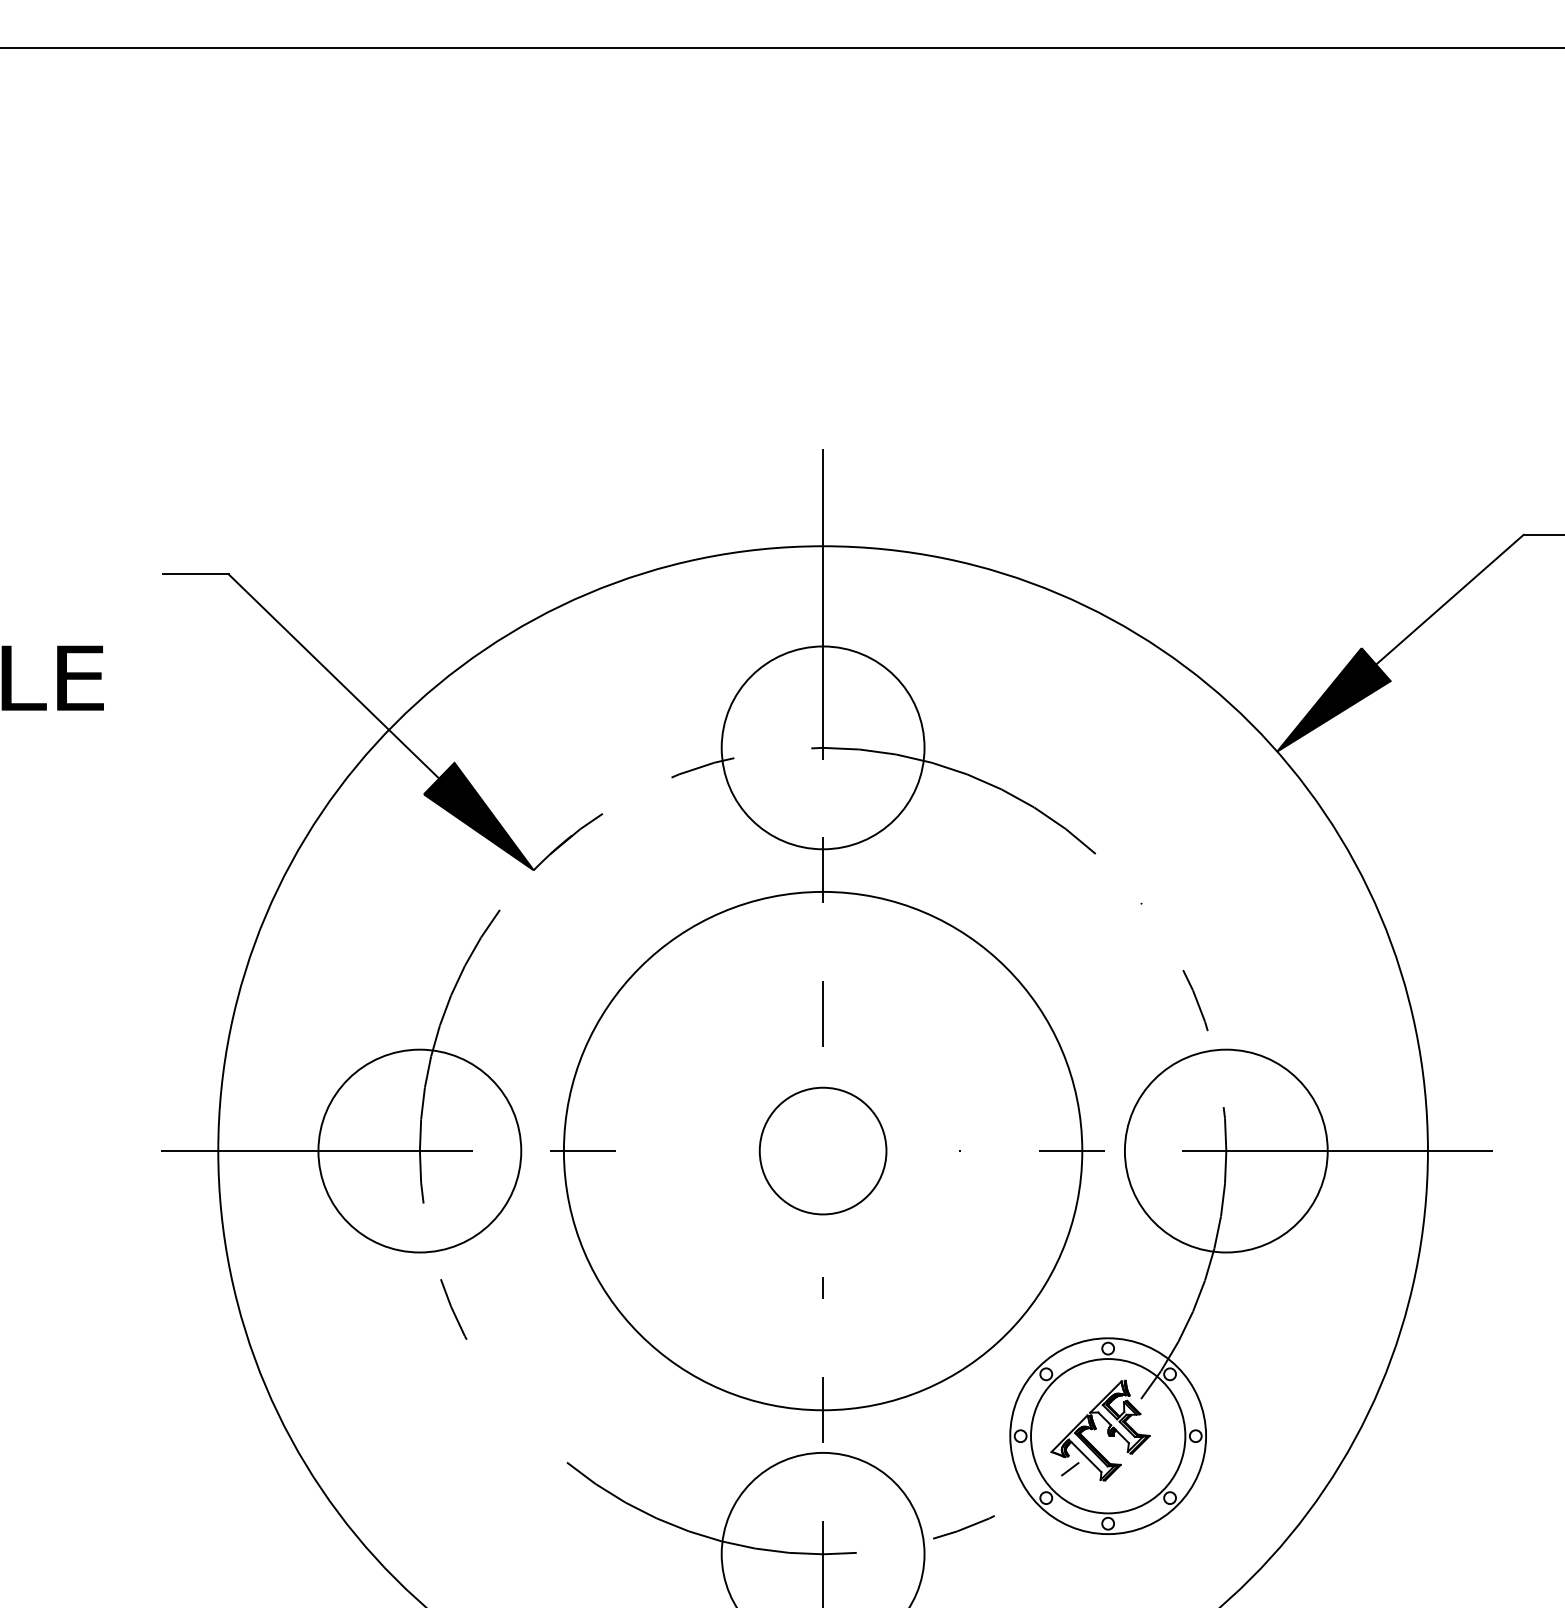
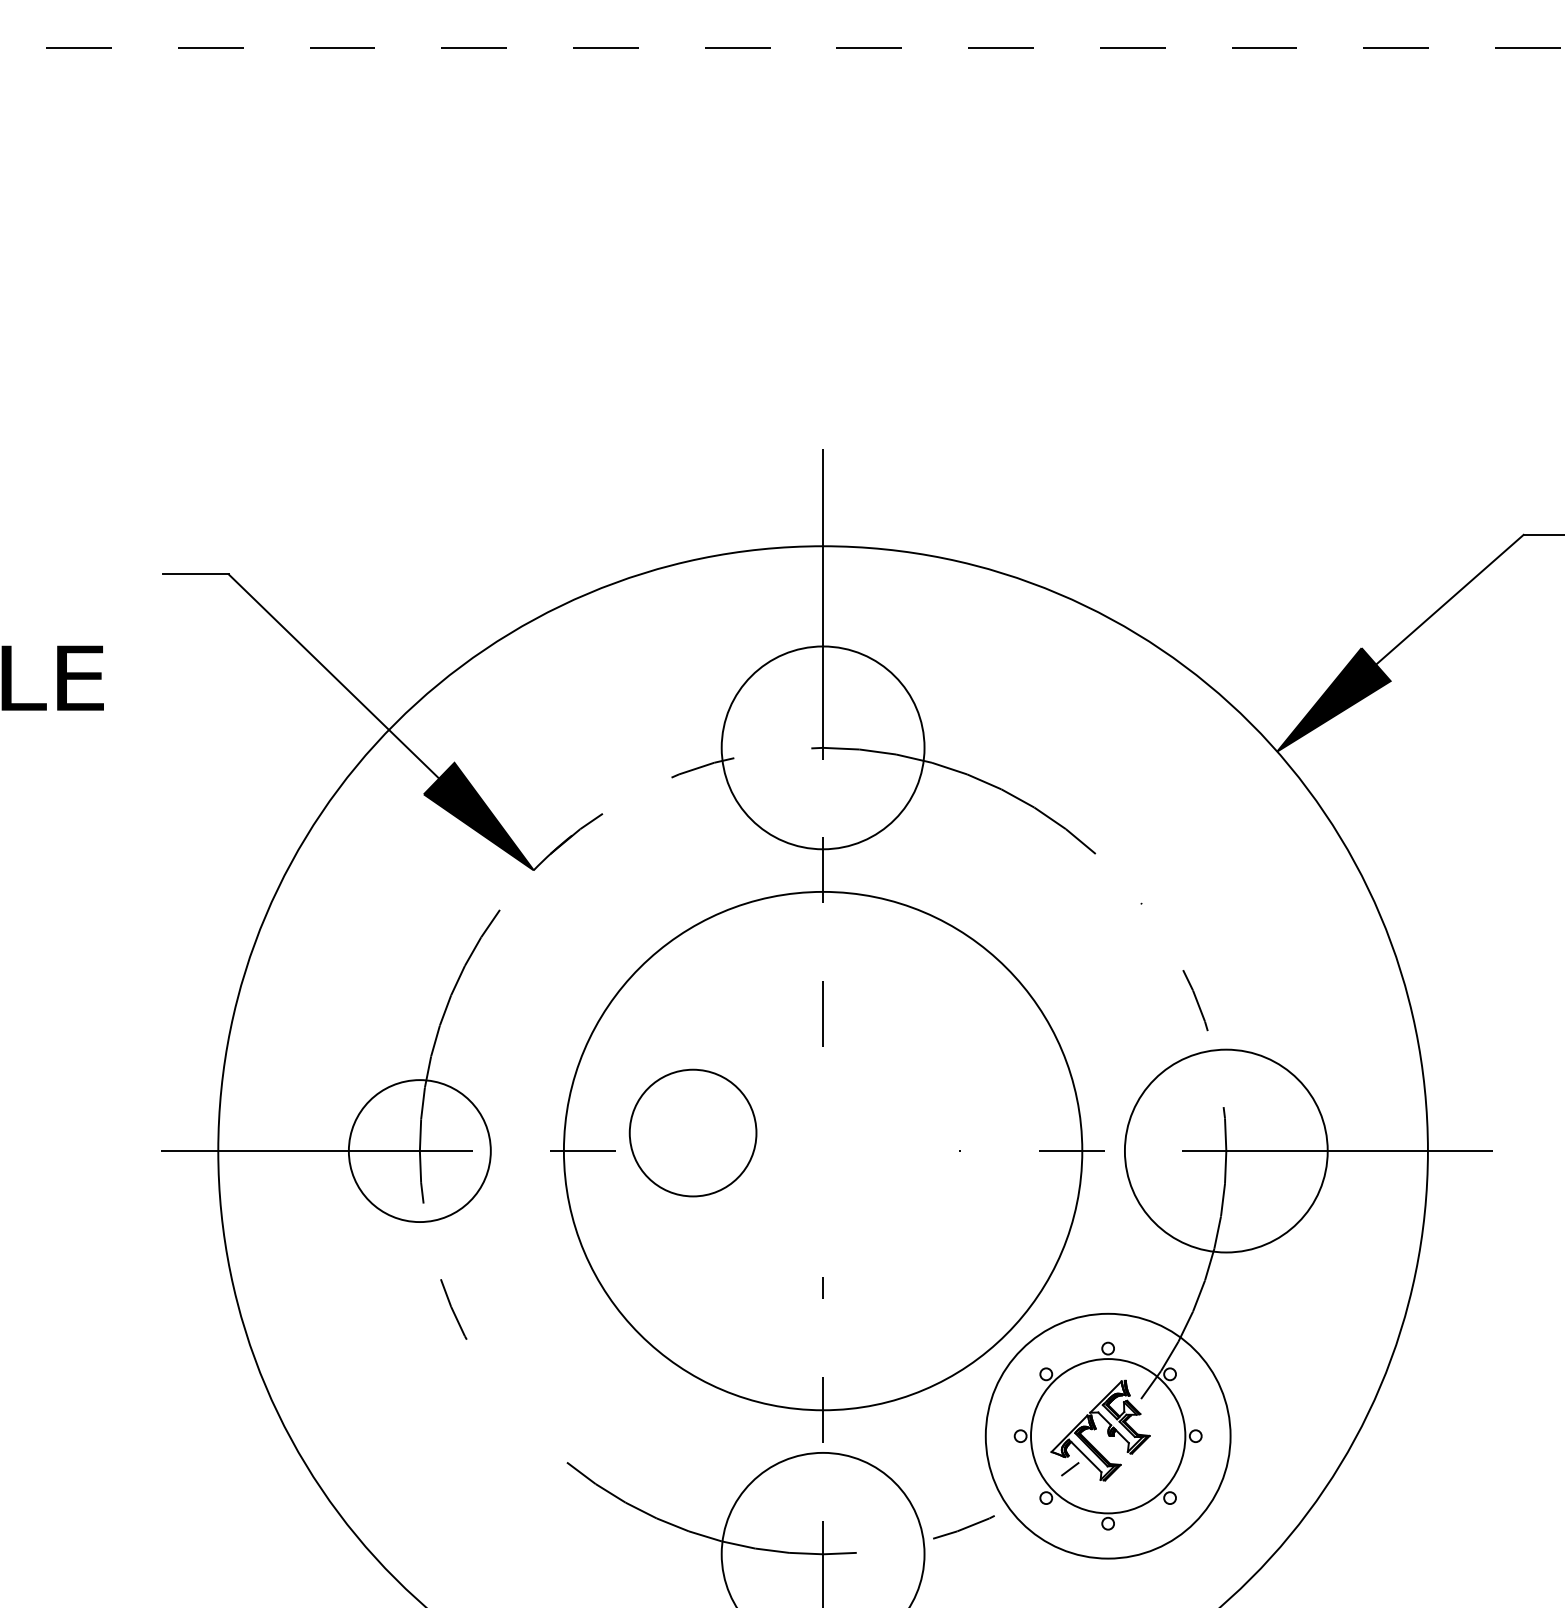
line: solid -> dashed (782, 48)
circle diameter: 203 px -> 142 px (419, 1151)
circle position: (822, 1150) -> (692, 1132) (692, 1132)
circle diameter: 196 px -> 245 px (1107, 1435)
